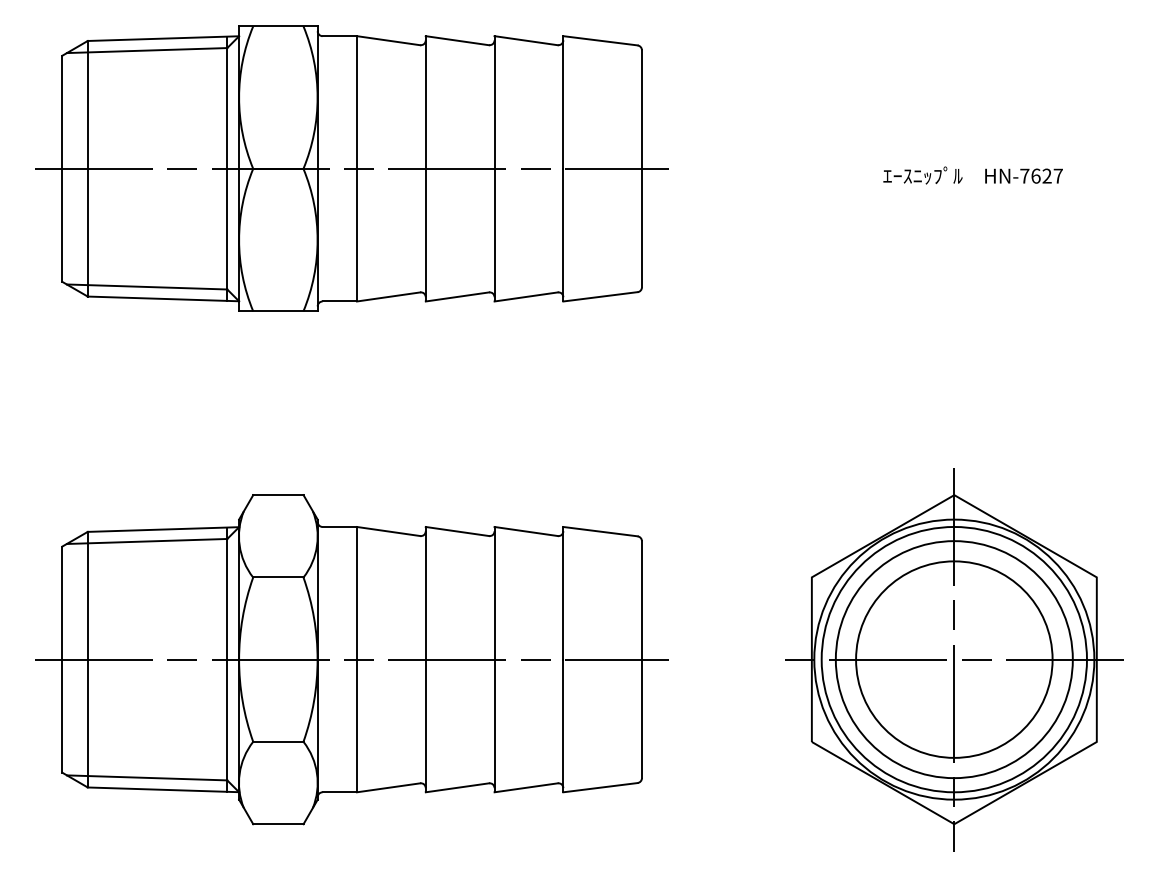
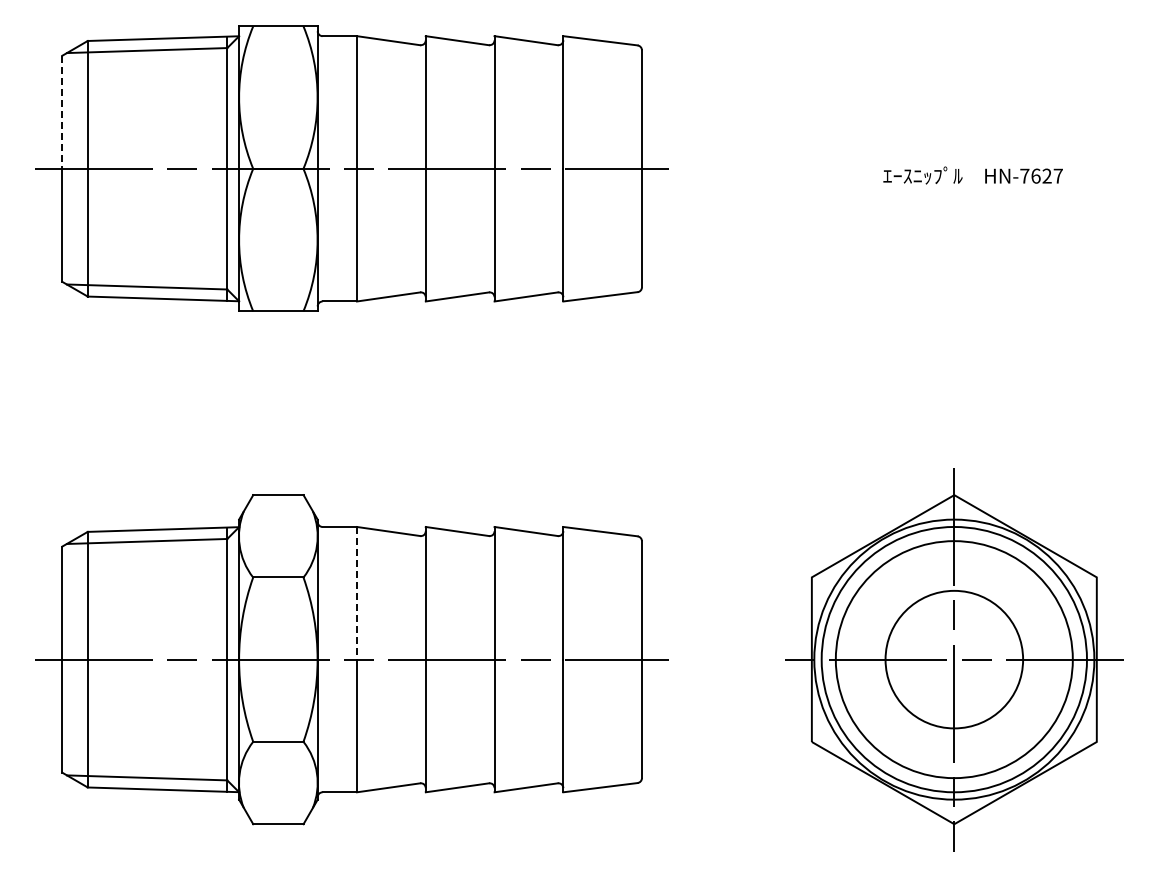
line: solid -> dashed (62, 112)
line: solid -> dashed (357, 593)
circle diameter: 197 px -> 138 px (954, 659)
